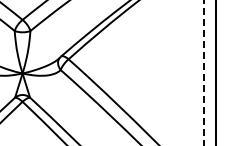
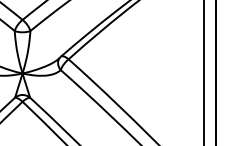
line: dashed -> solid (204, 72)
